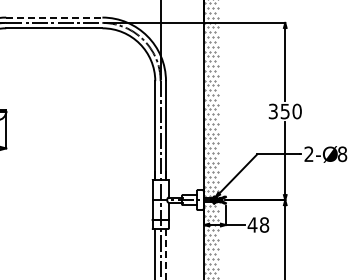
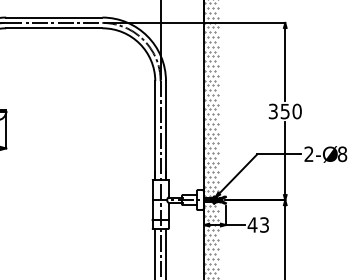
line: dashed -> solid (54, 17)
text: 48 -> 43 (264, 224)
line: dashed -> solid (166, 254)
